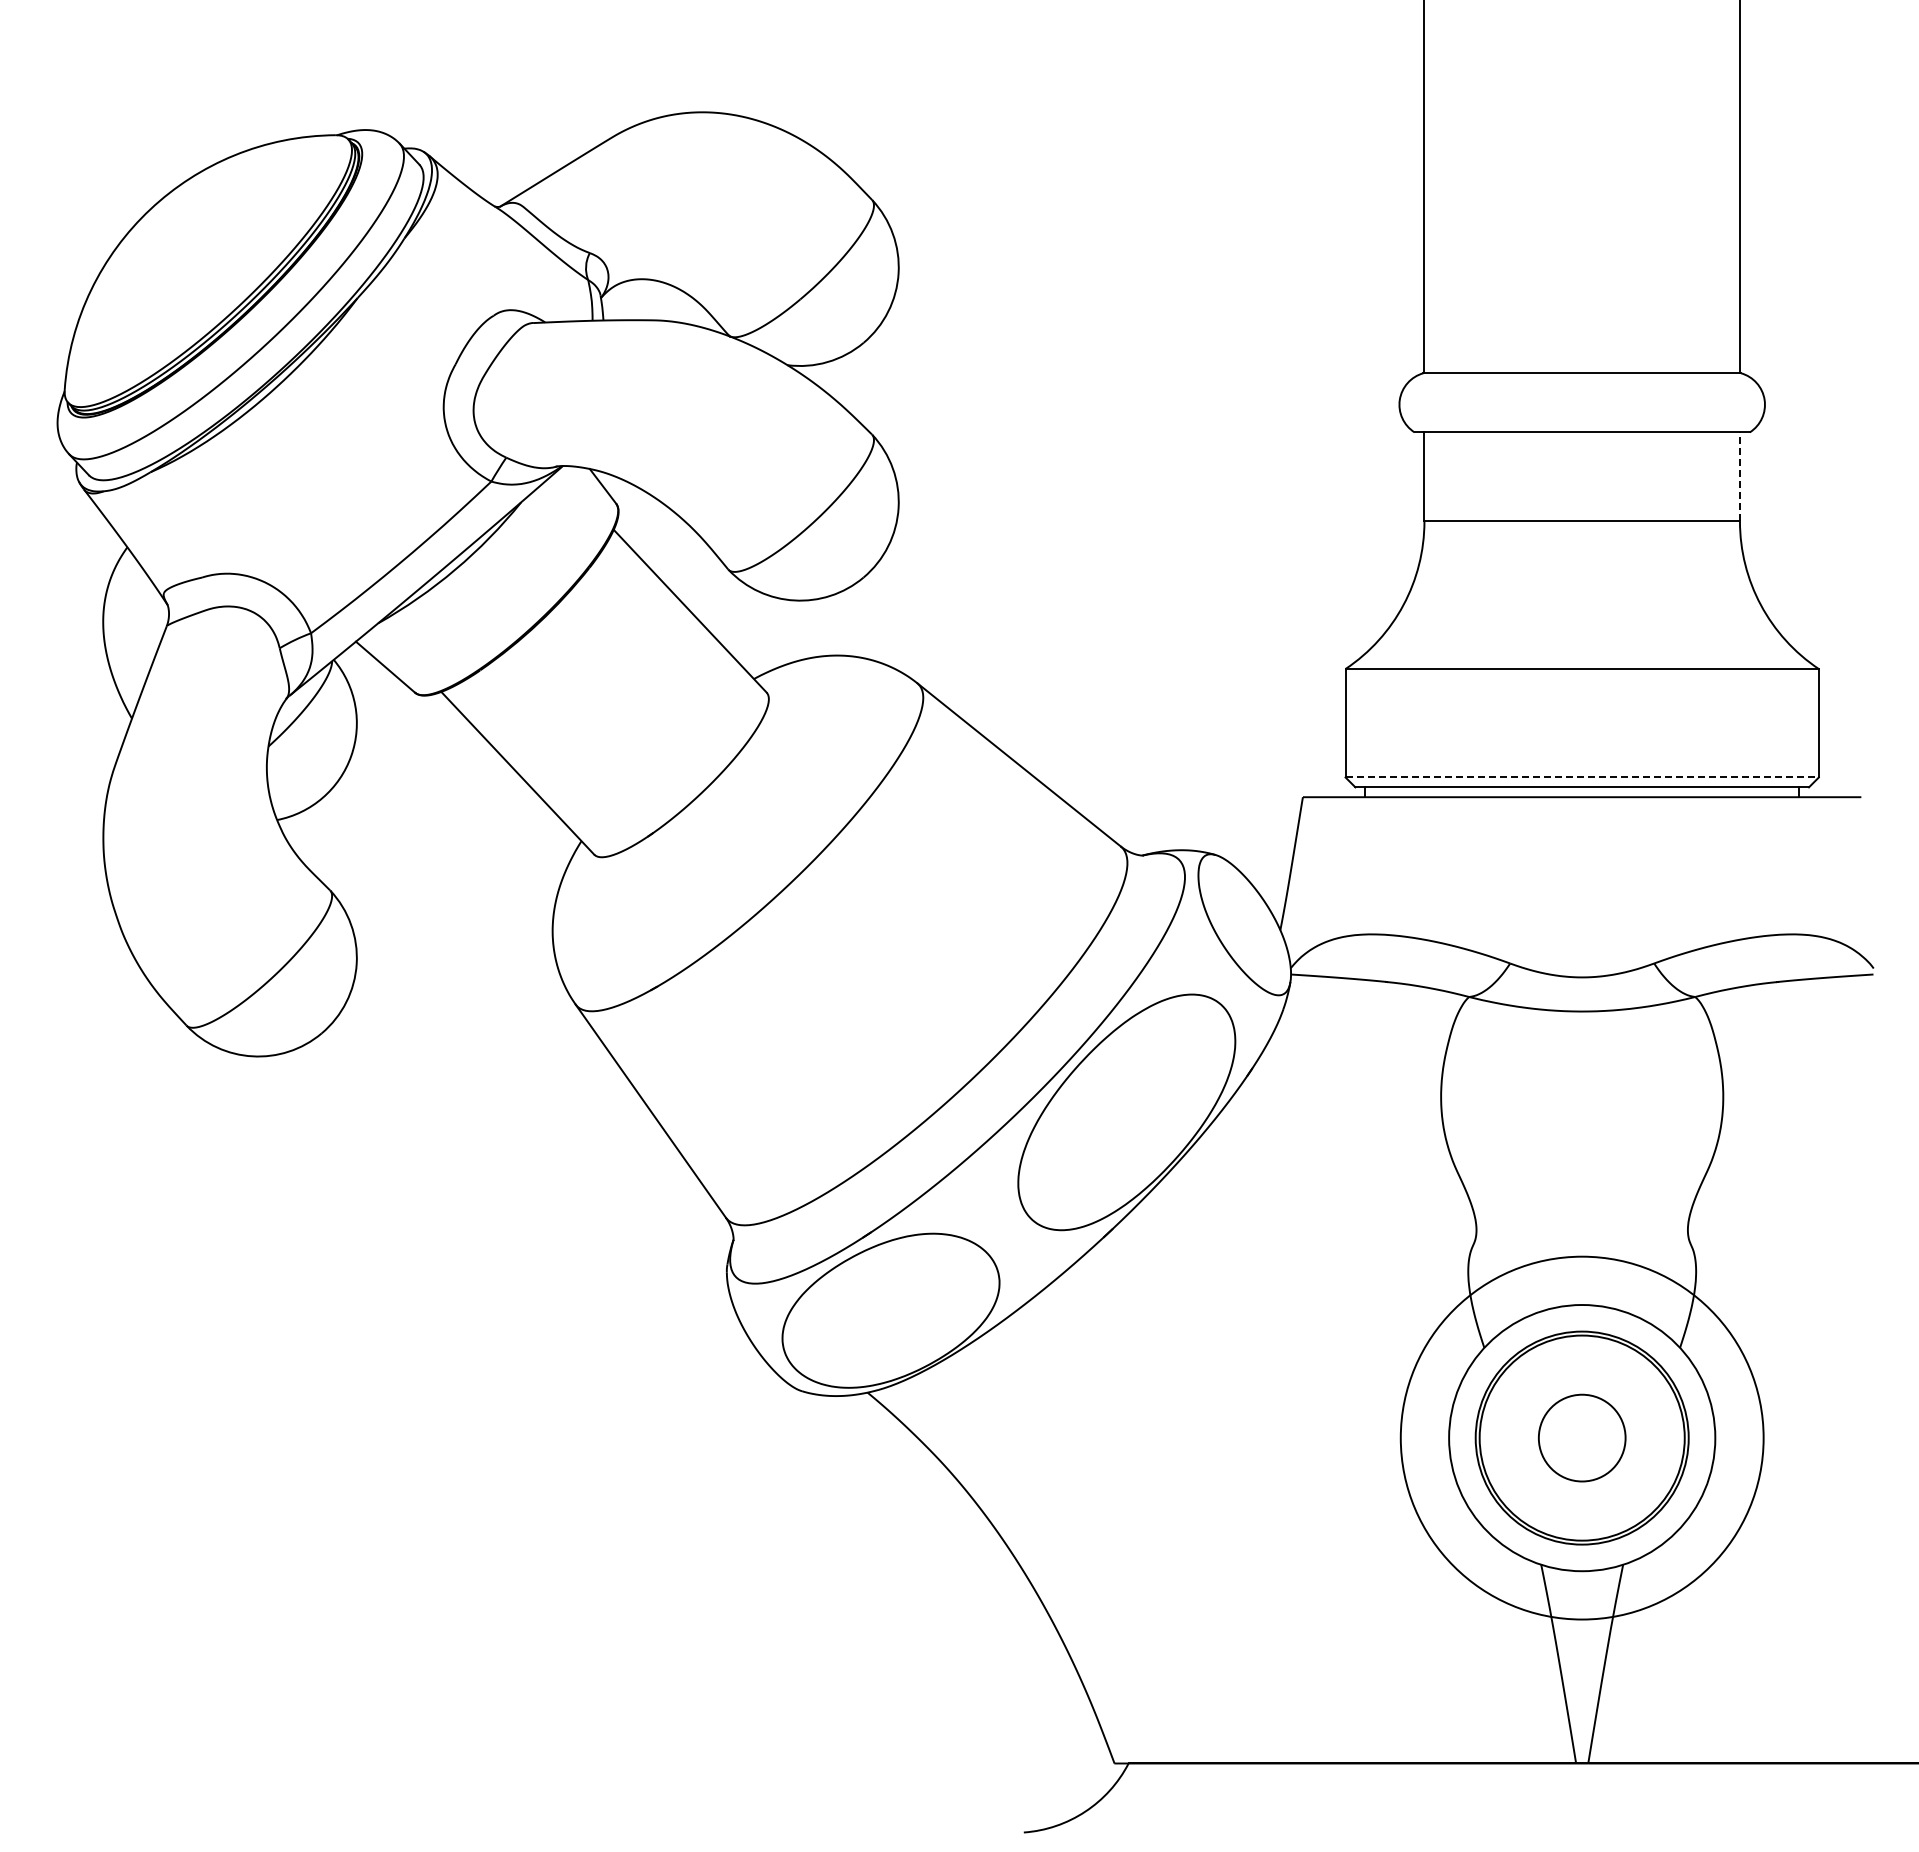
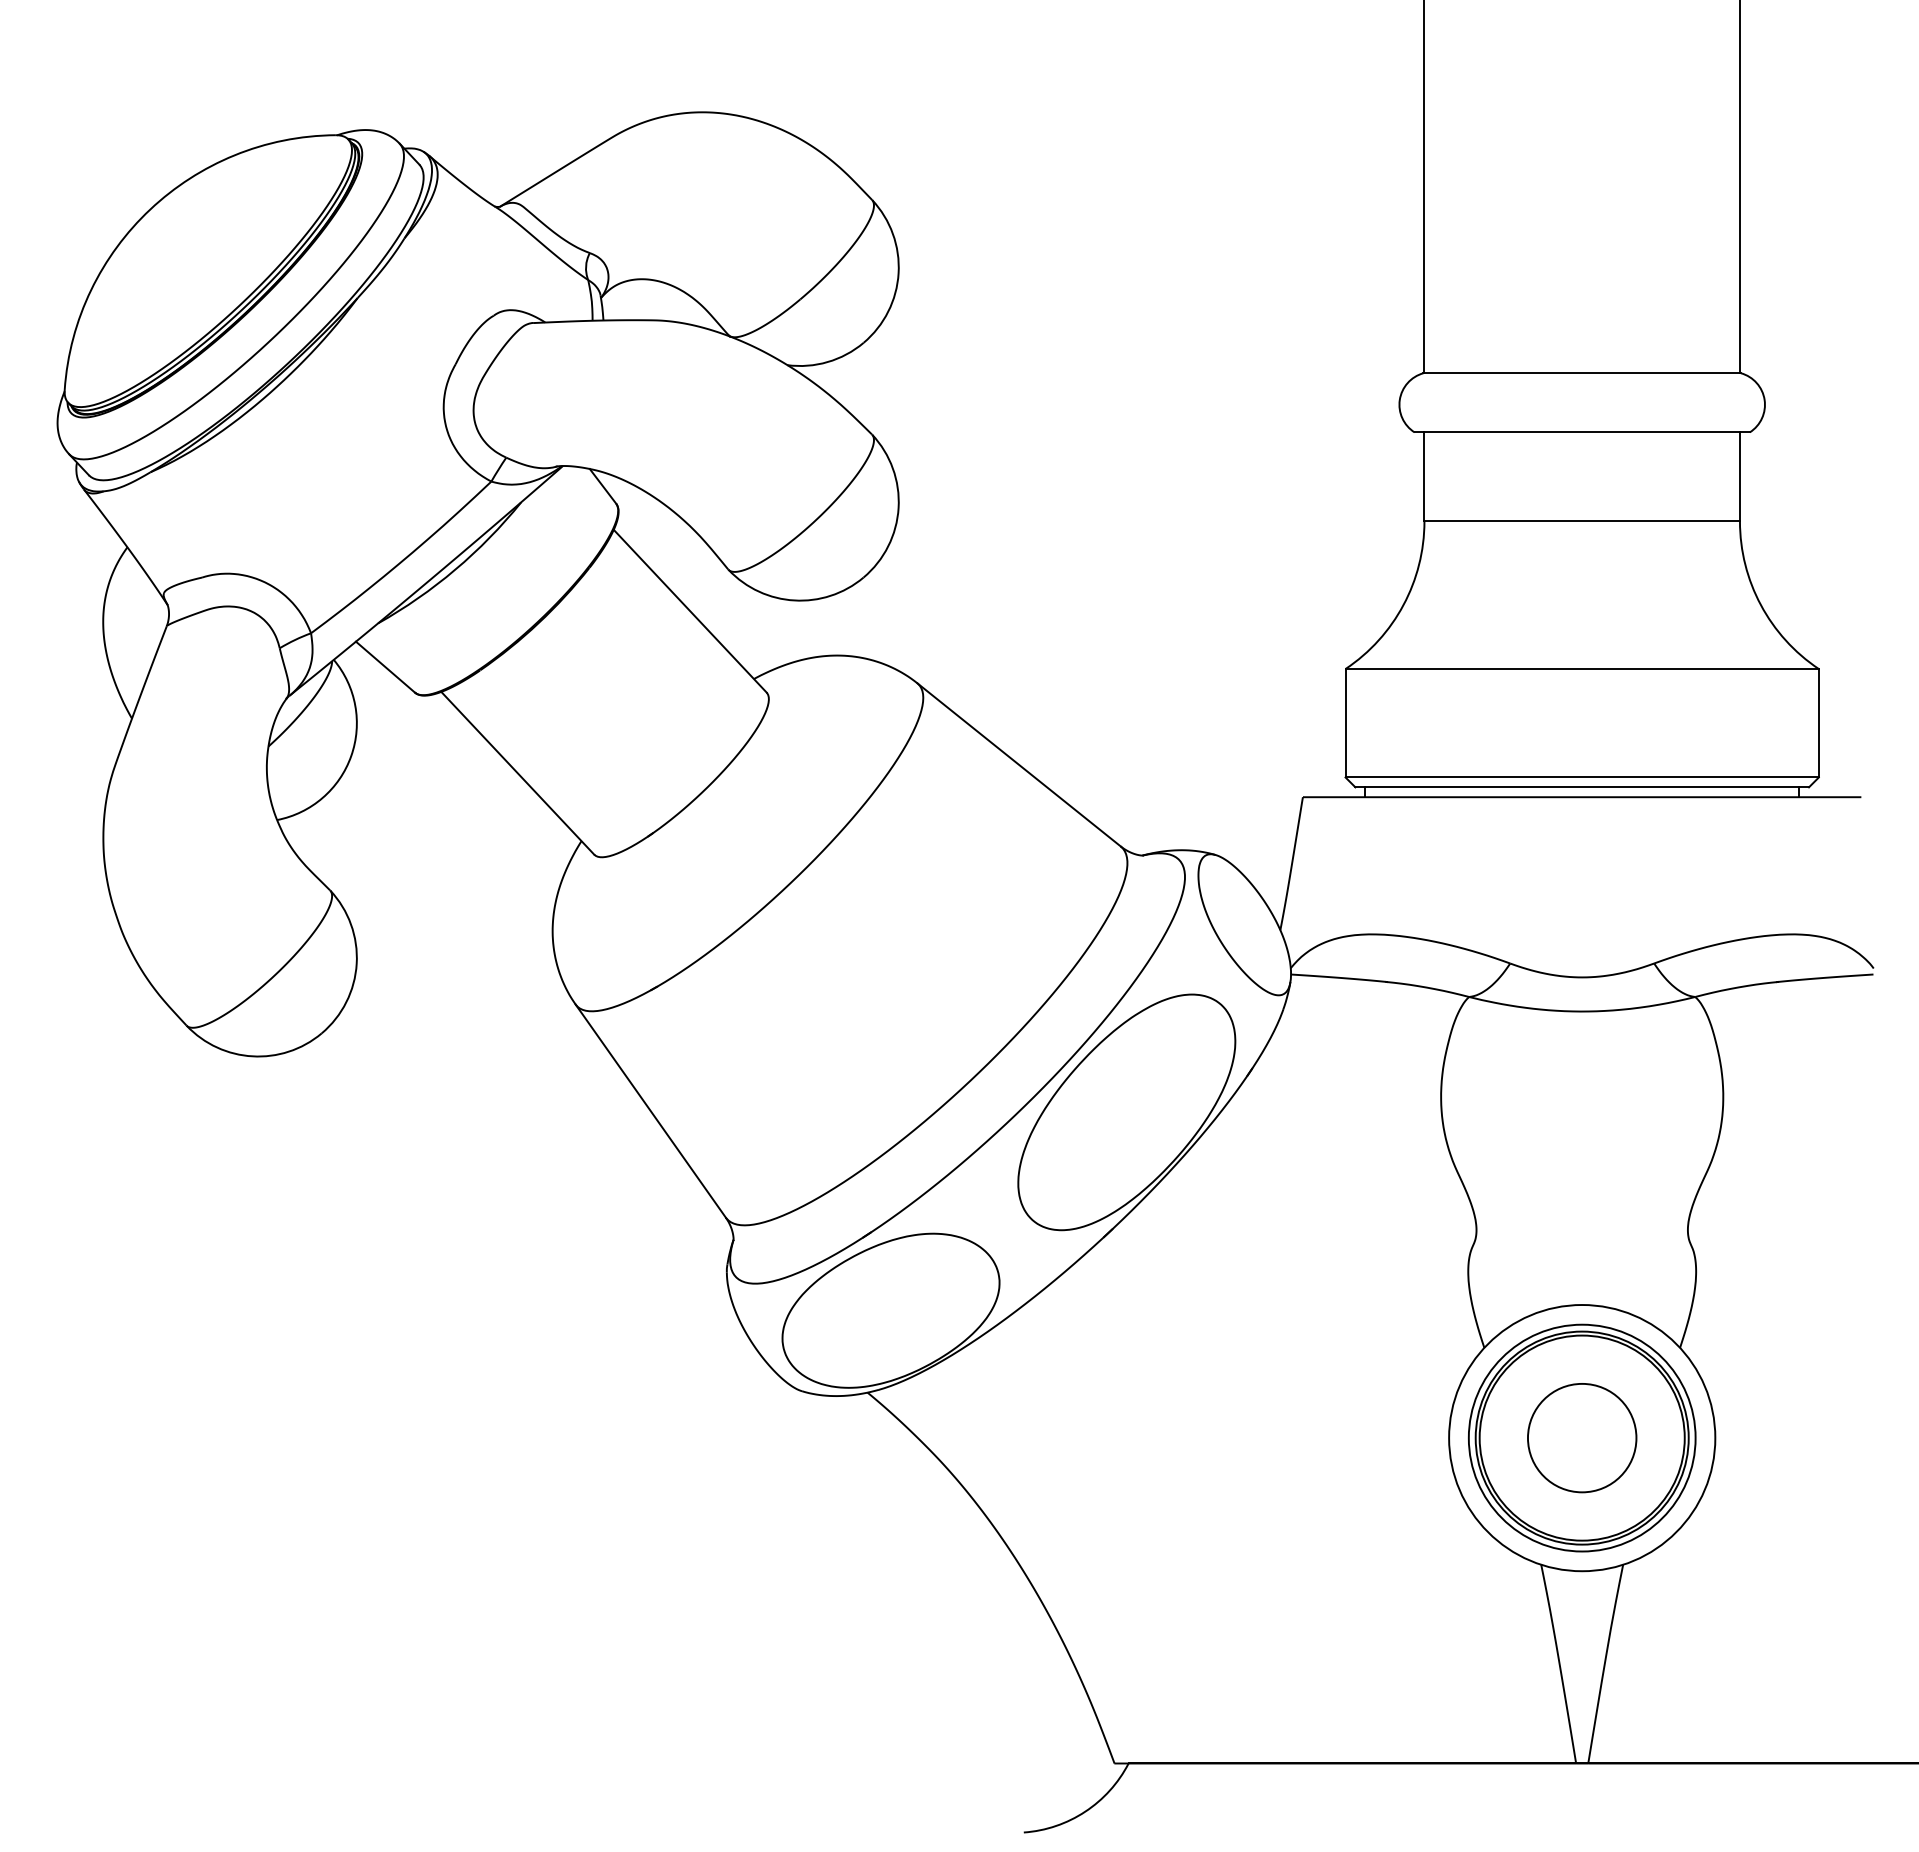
line: dashed -> solid (1739, 476)
line: dashed -> solid (1582, 777)
circle diameter: 363 px -> 227 px (1581, 1437)
circle diameter: 87 px -> 108 px (1581, 1437)
